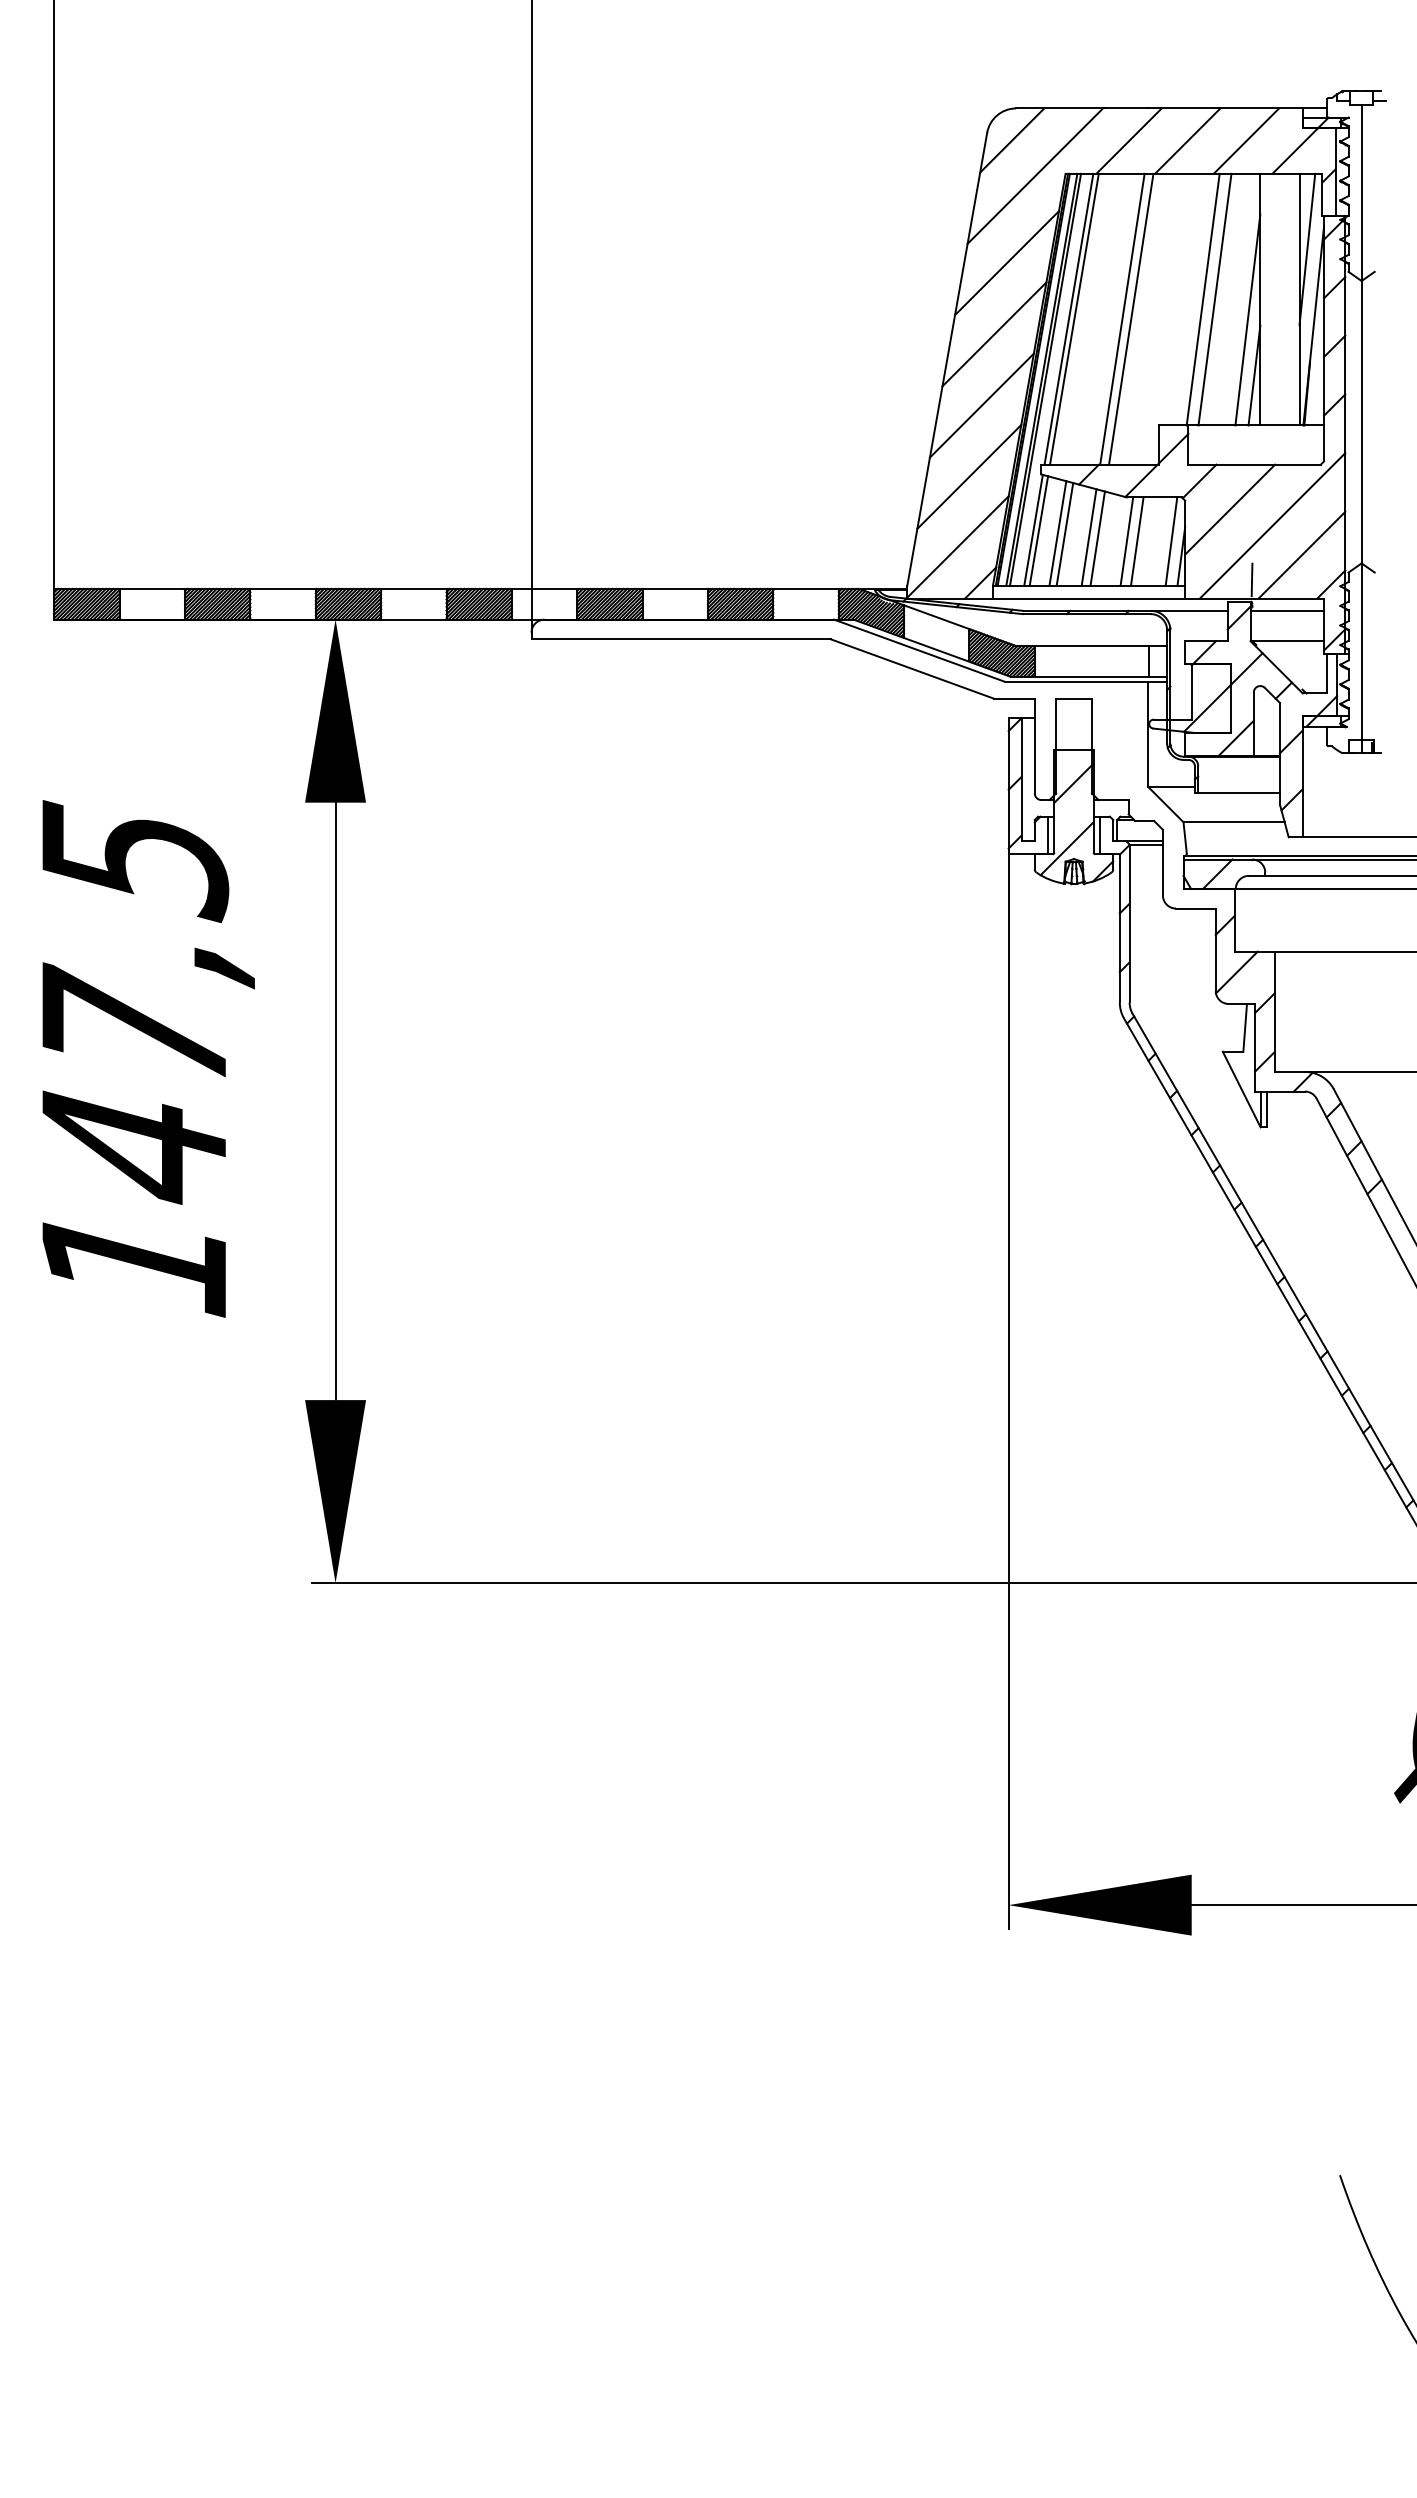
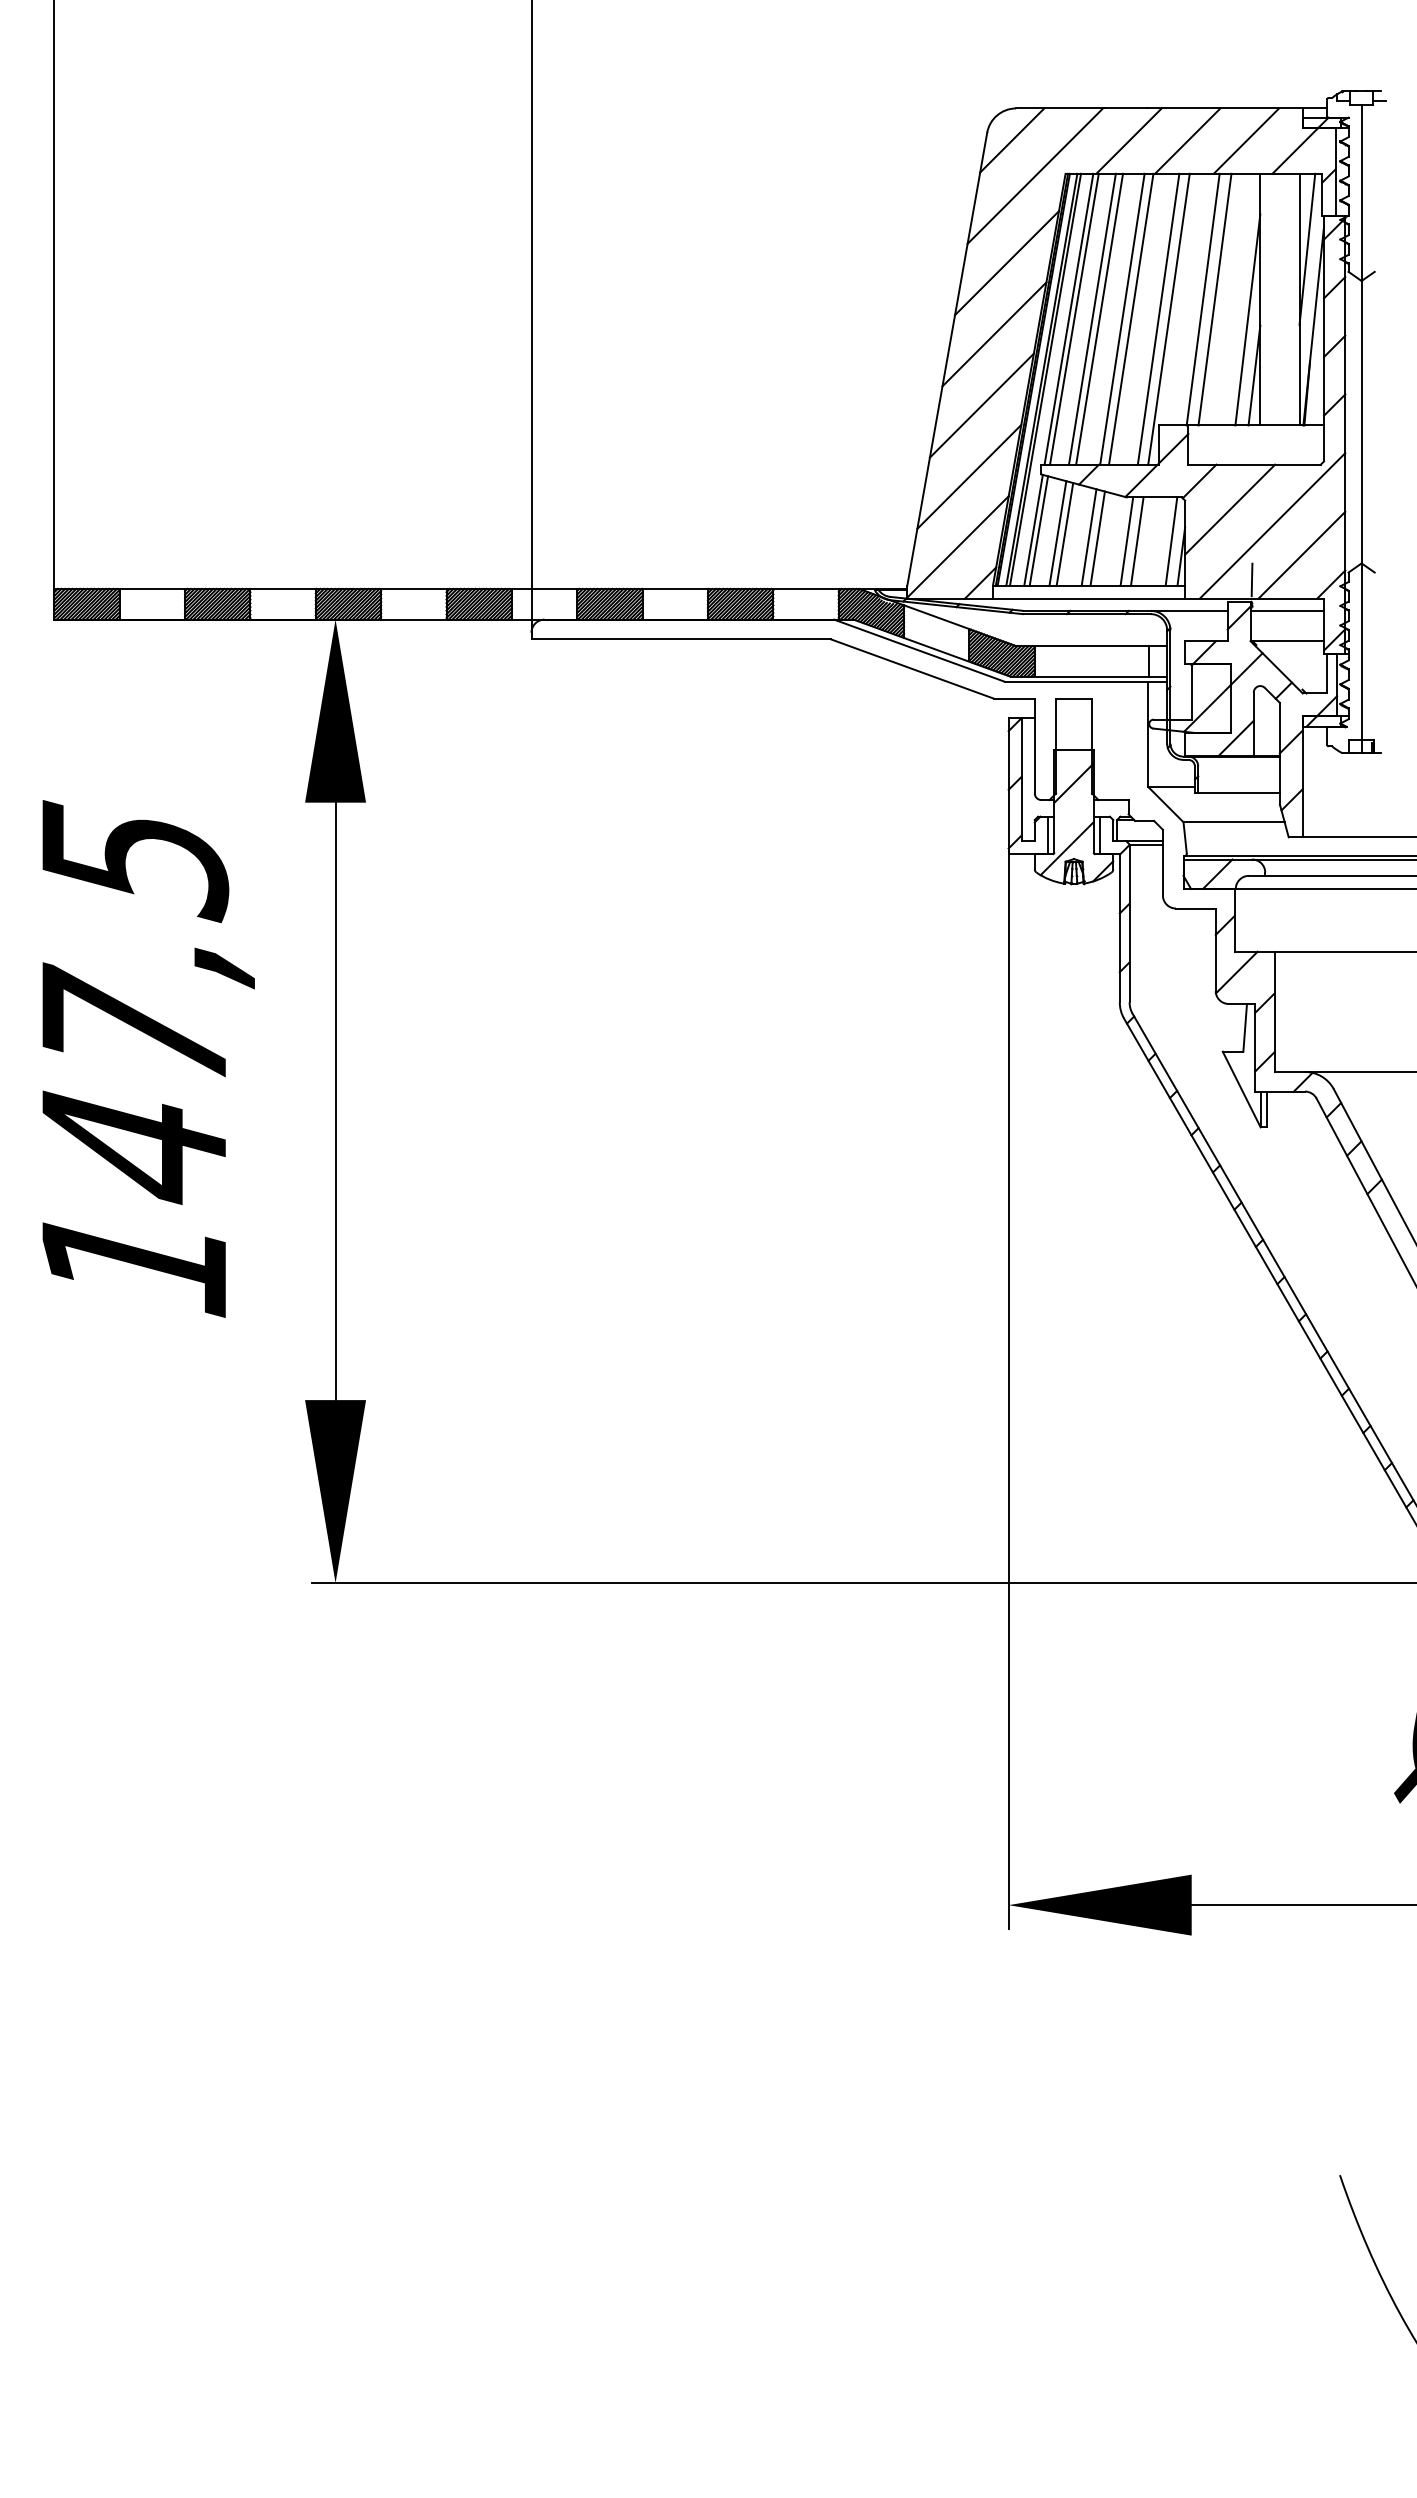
line: none -> present (1092, 318)
line: none -> present (1099, 318)
line: none -> present (1158, 318)
line: none -> present (1168, 318)
